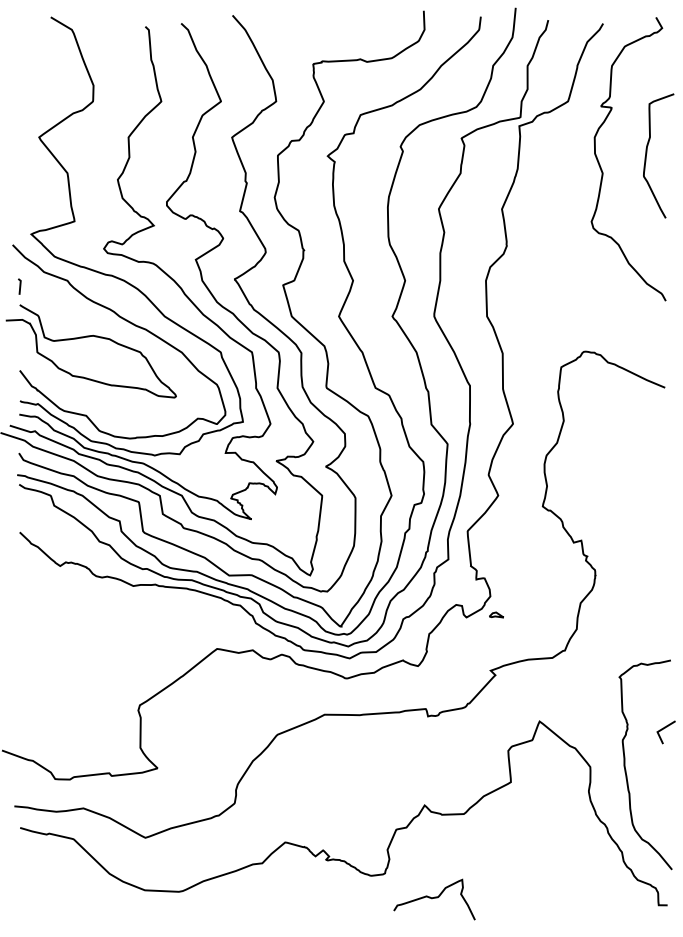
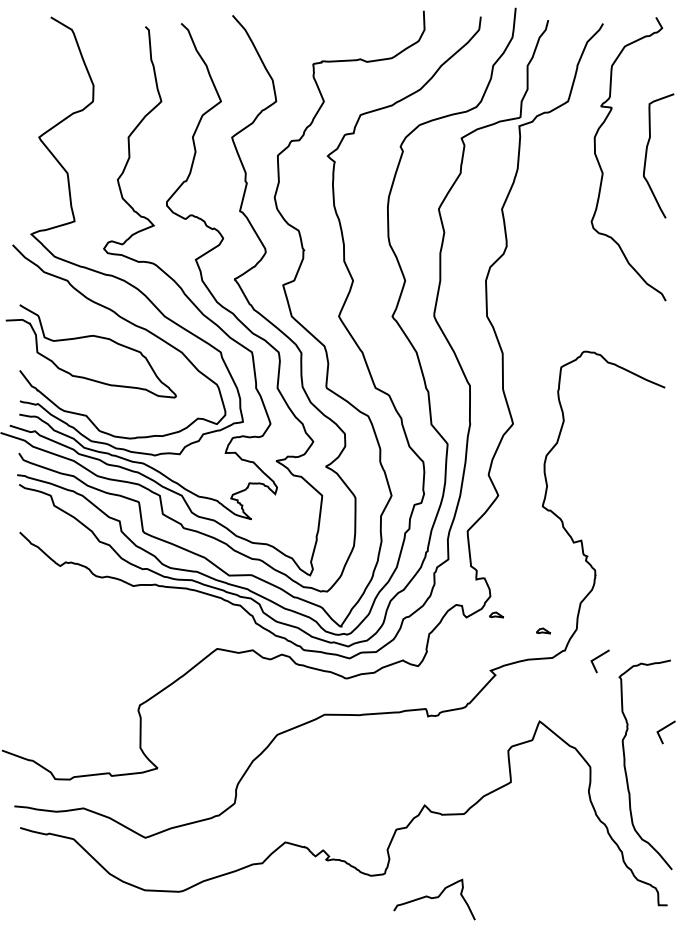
line: present -> none (19, 286)
part: none -> present (543, 630)
line: none -> present (597, 658)
